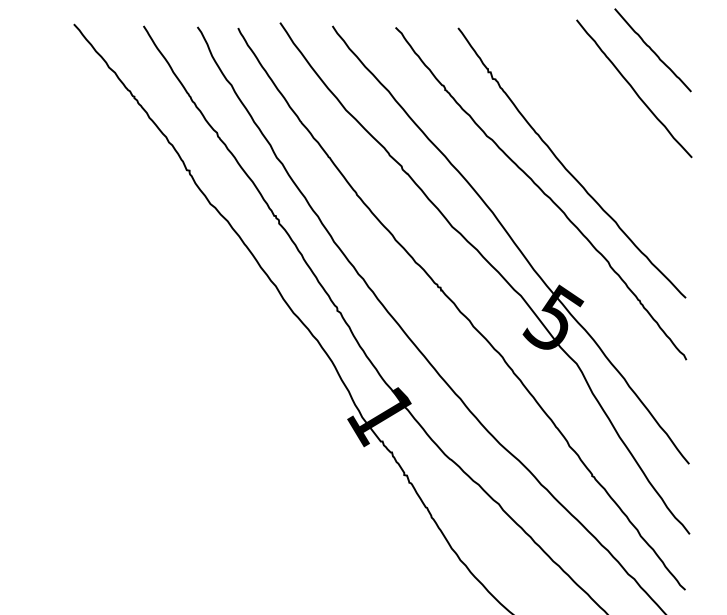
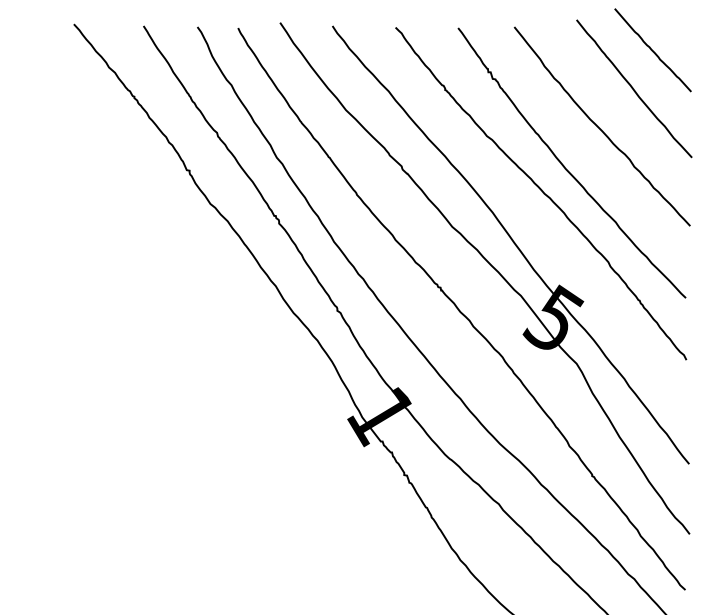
curve: none -> present (599, 127)
